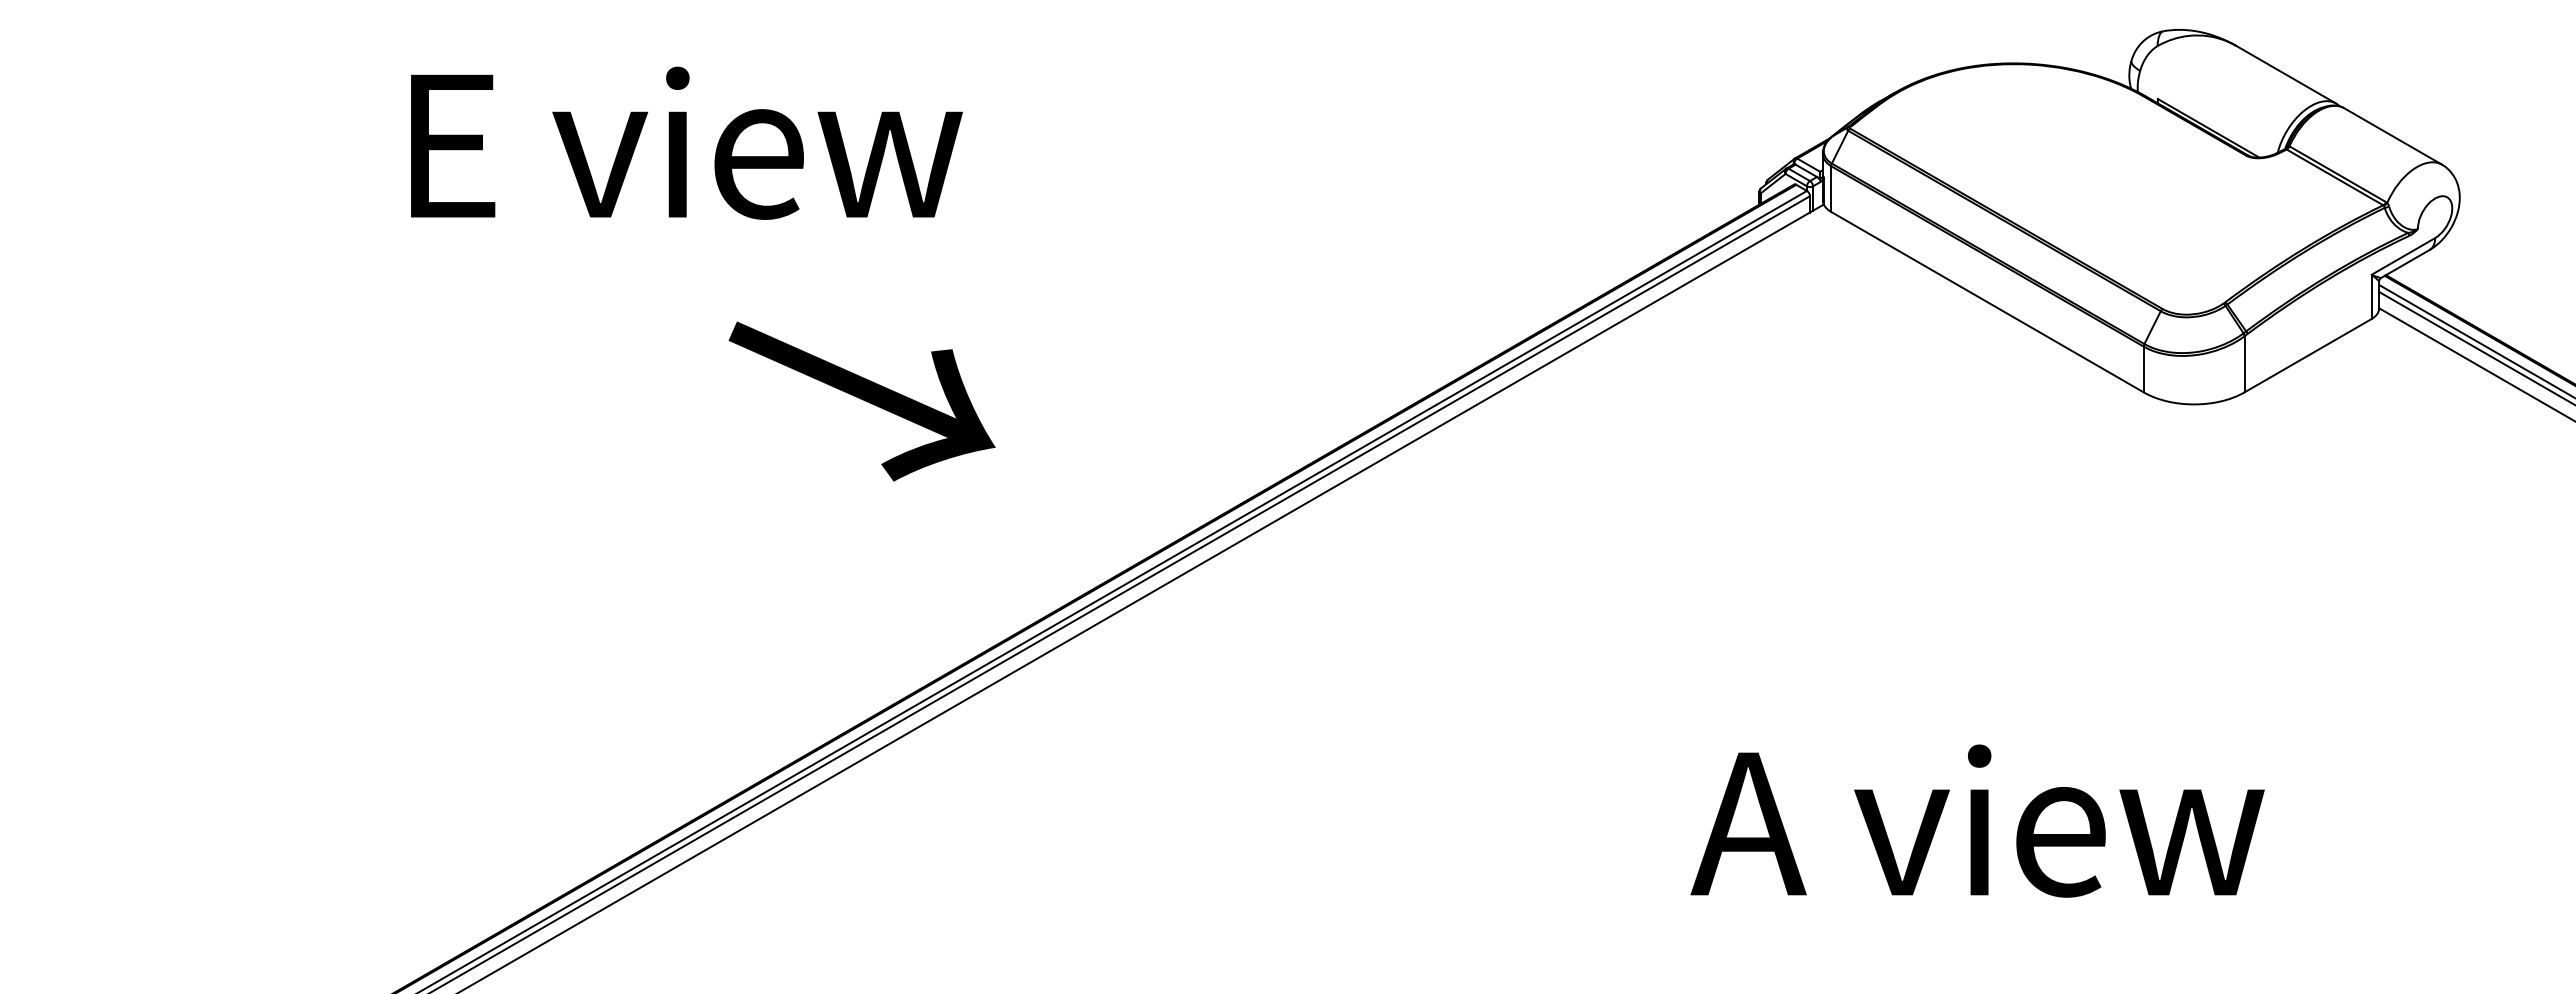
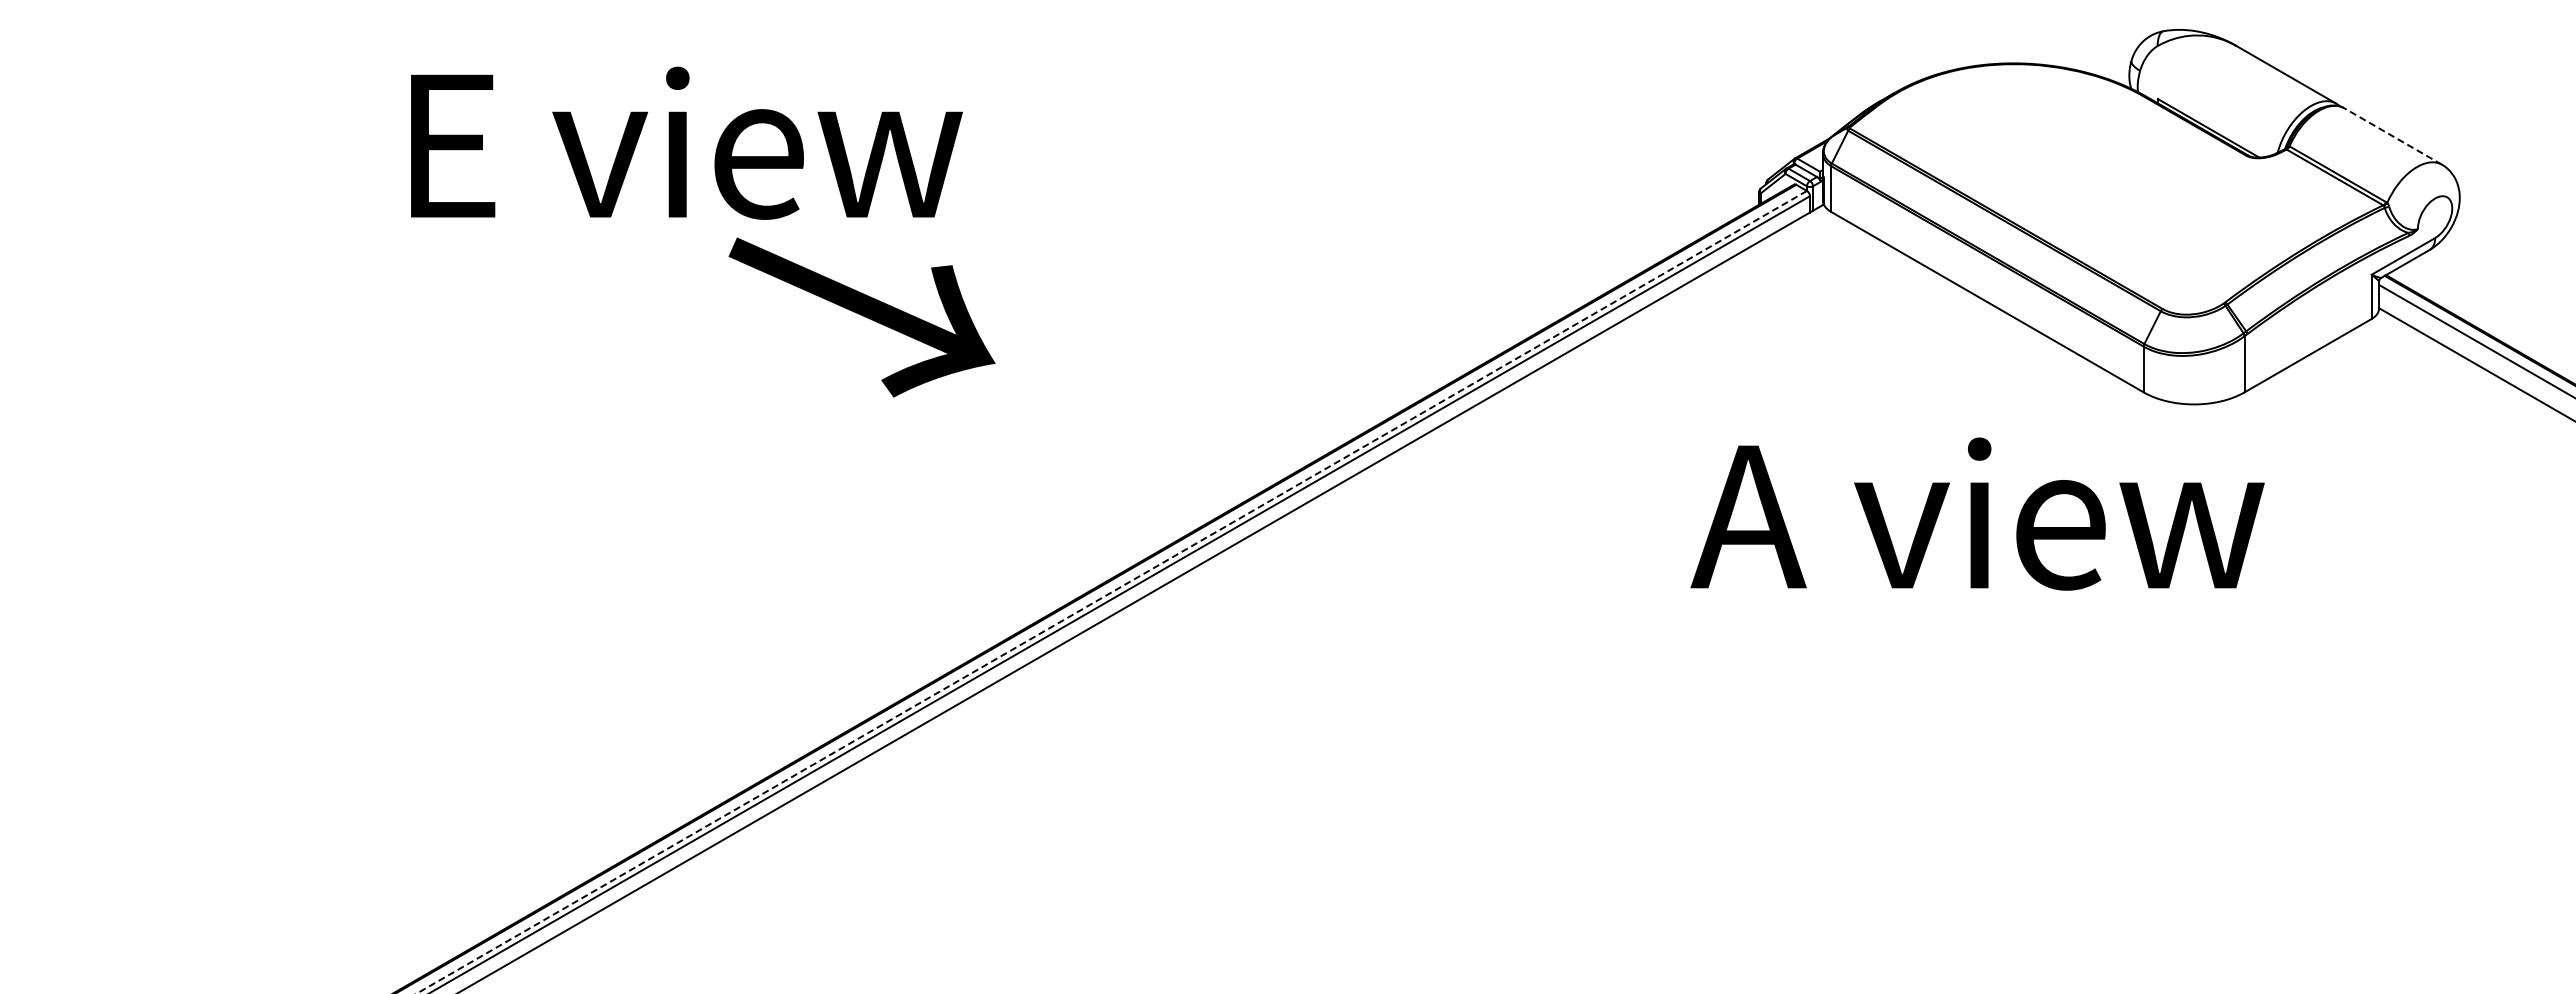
line: solid -> dashed (2392, 136)
line: present -> none (2475, 347)
text position: (861, 401) -> (861, 317) (861, 317)
line: solid -> dashed (1111, 592)
text position: (1977, 820) -> (1977, 513) (1977, 513)
